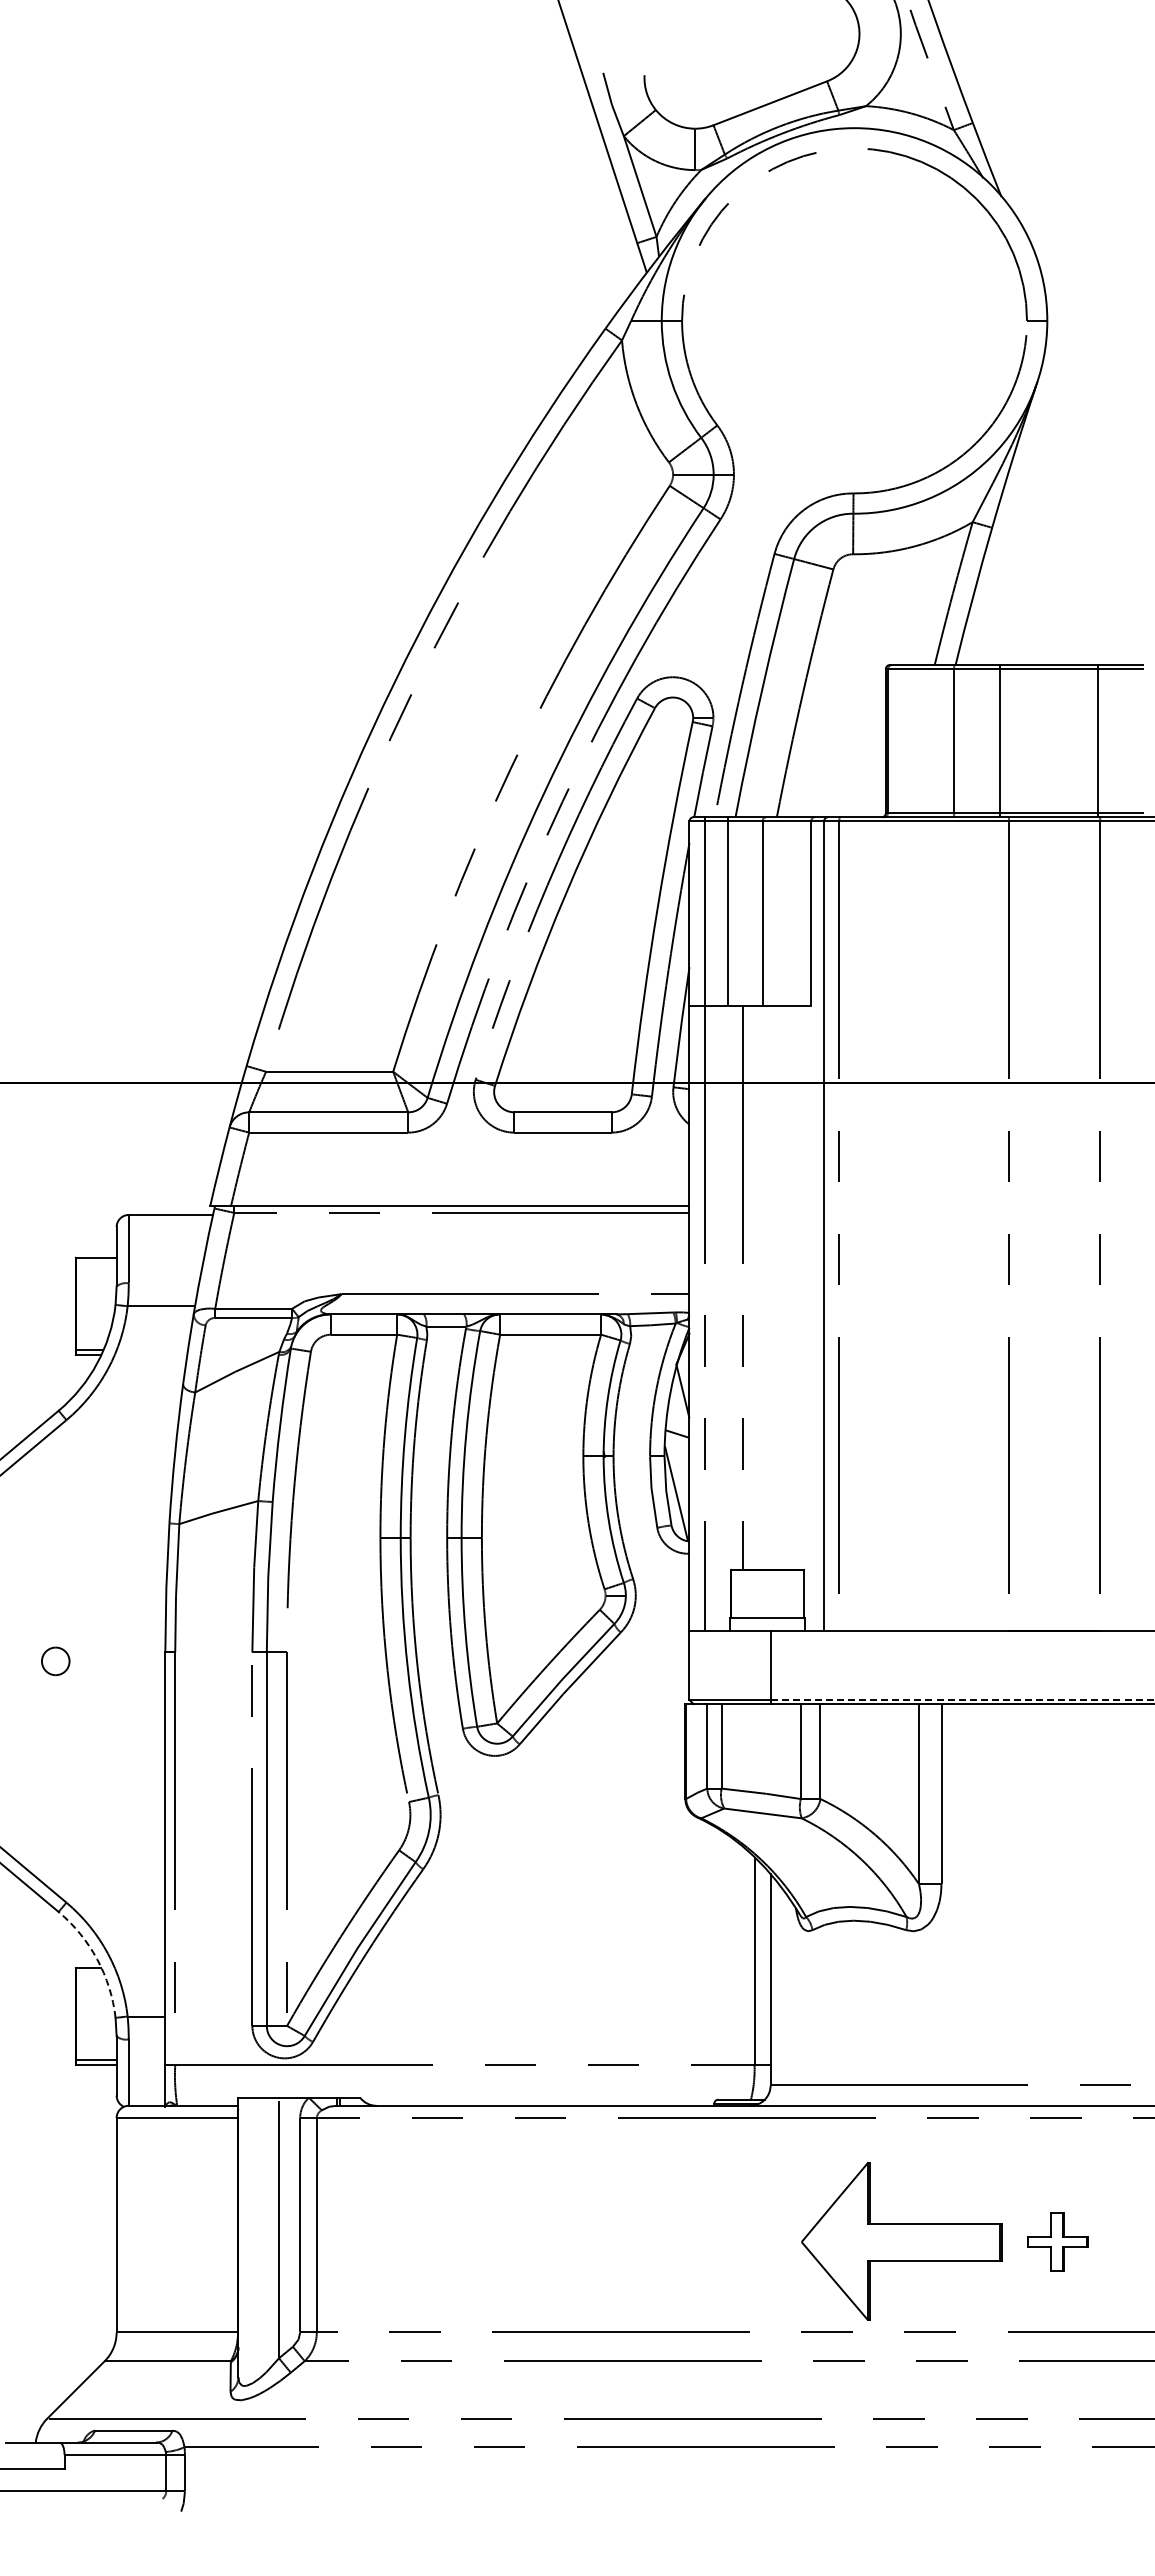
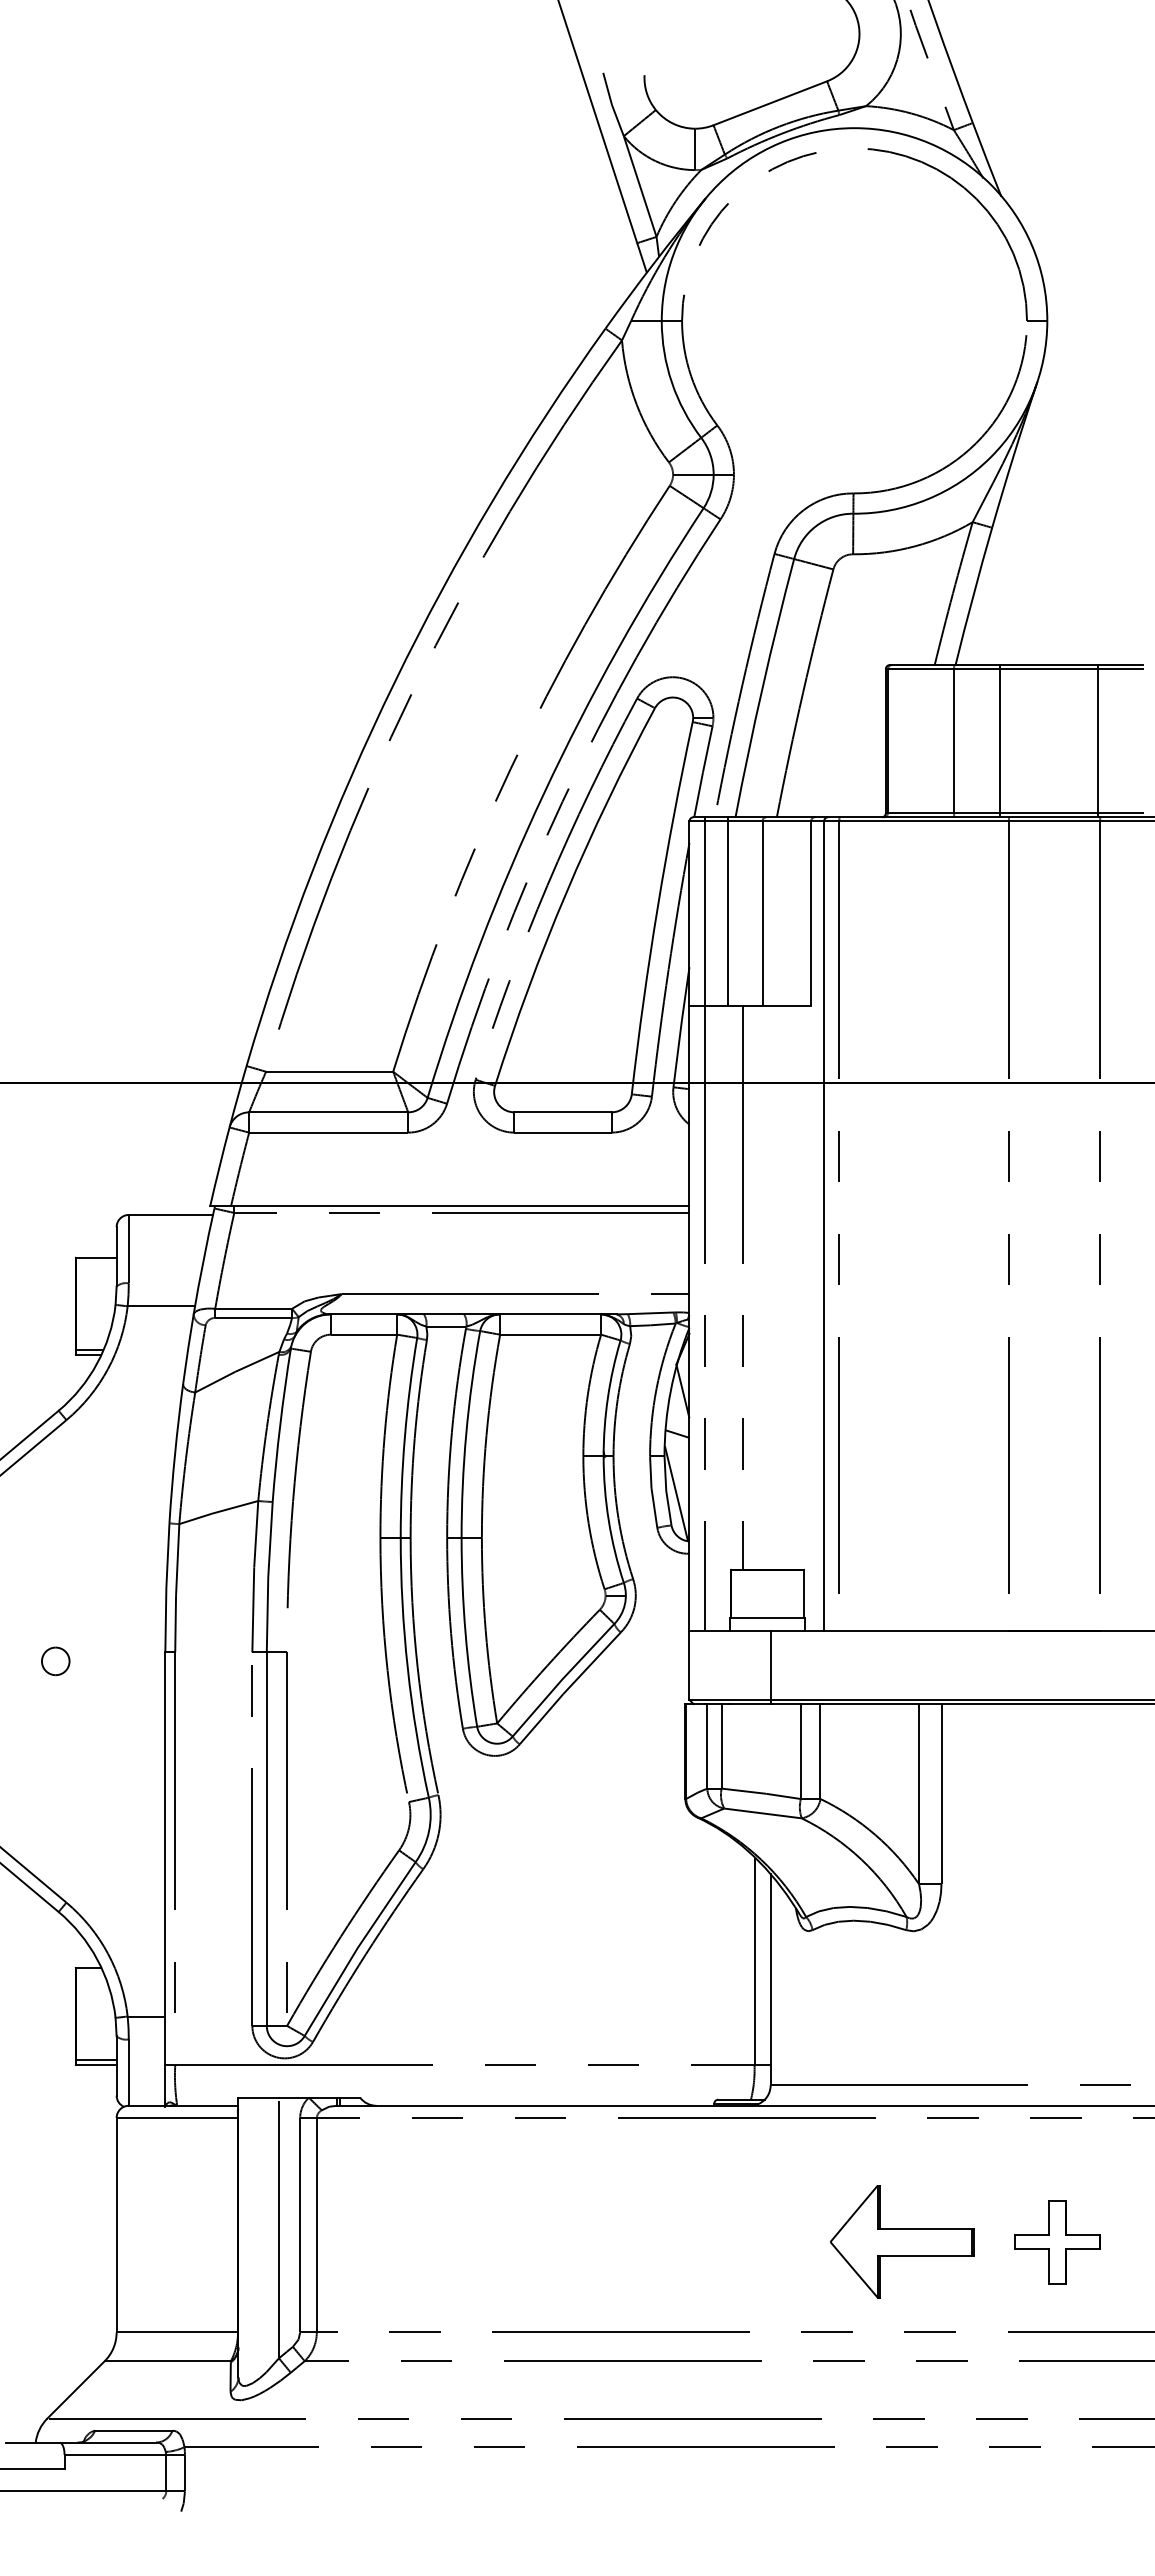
line: dashed -> solid (962, 1699)
arc: dashed -> solid (97, 1959)
part size: 202x159 px -> 145x114 px (902, 2241)
part size: 62x60 px -> 87x85 px (1057, 2242)
